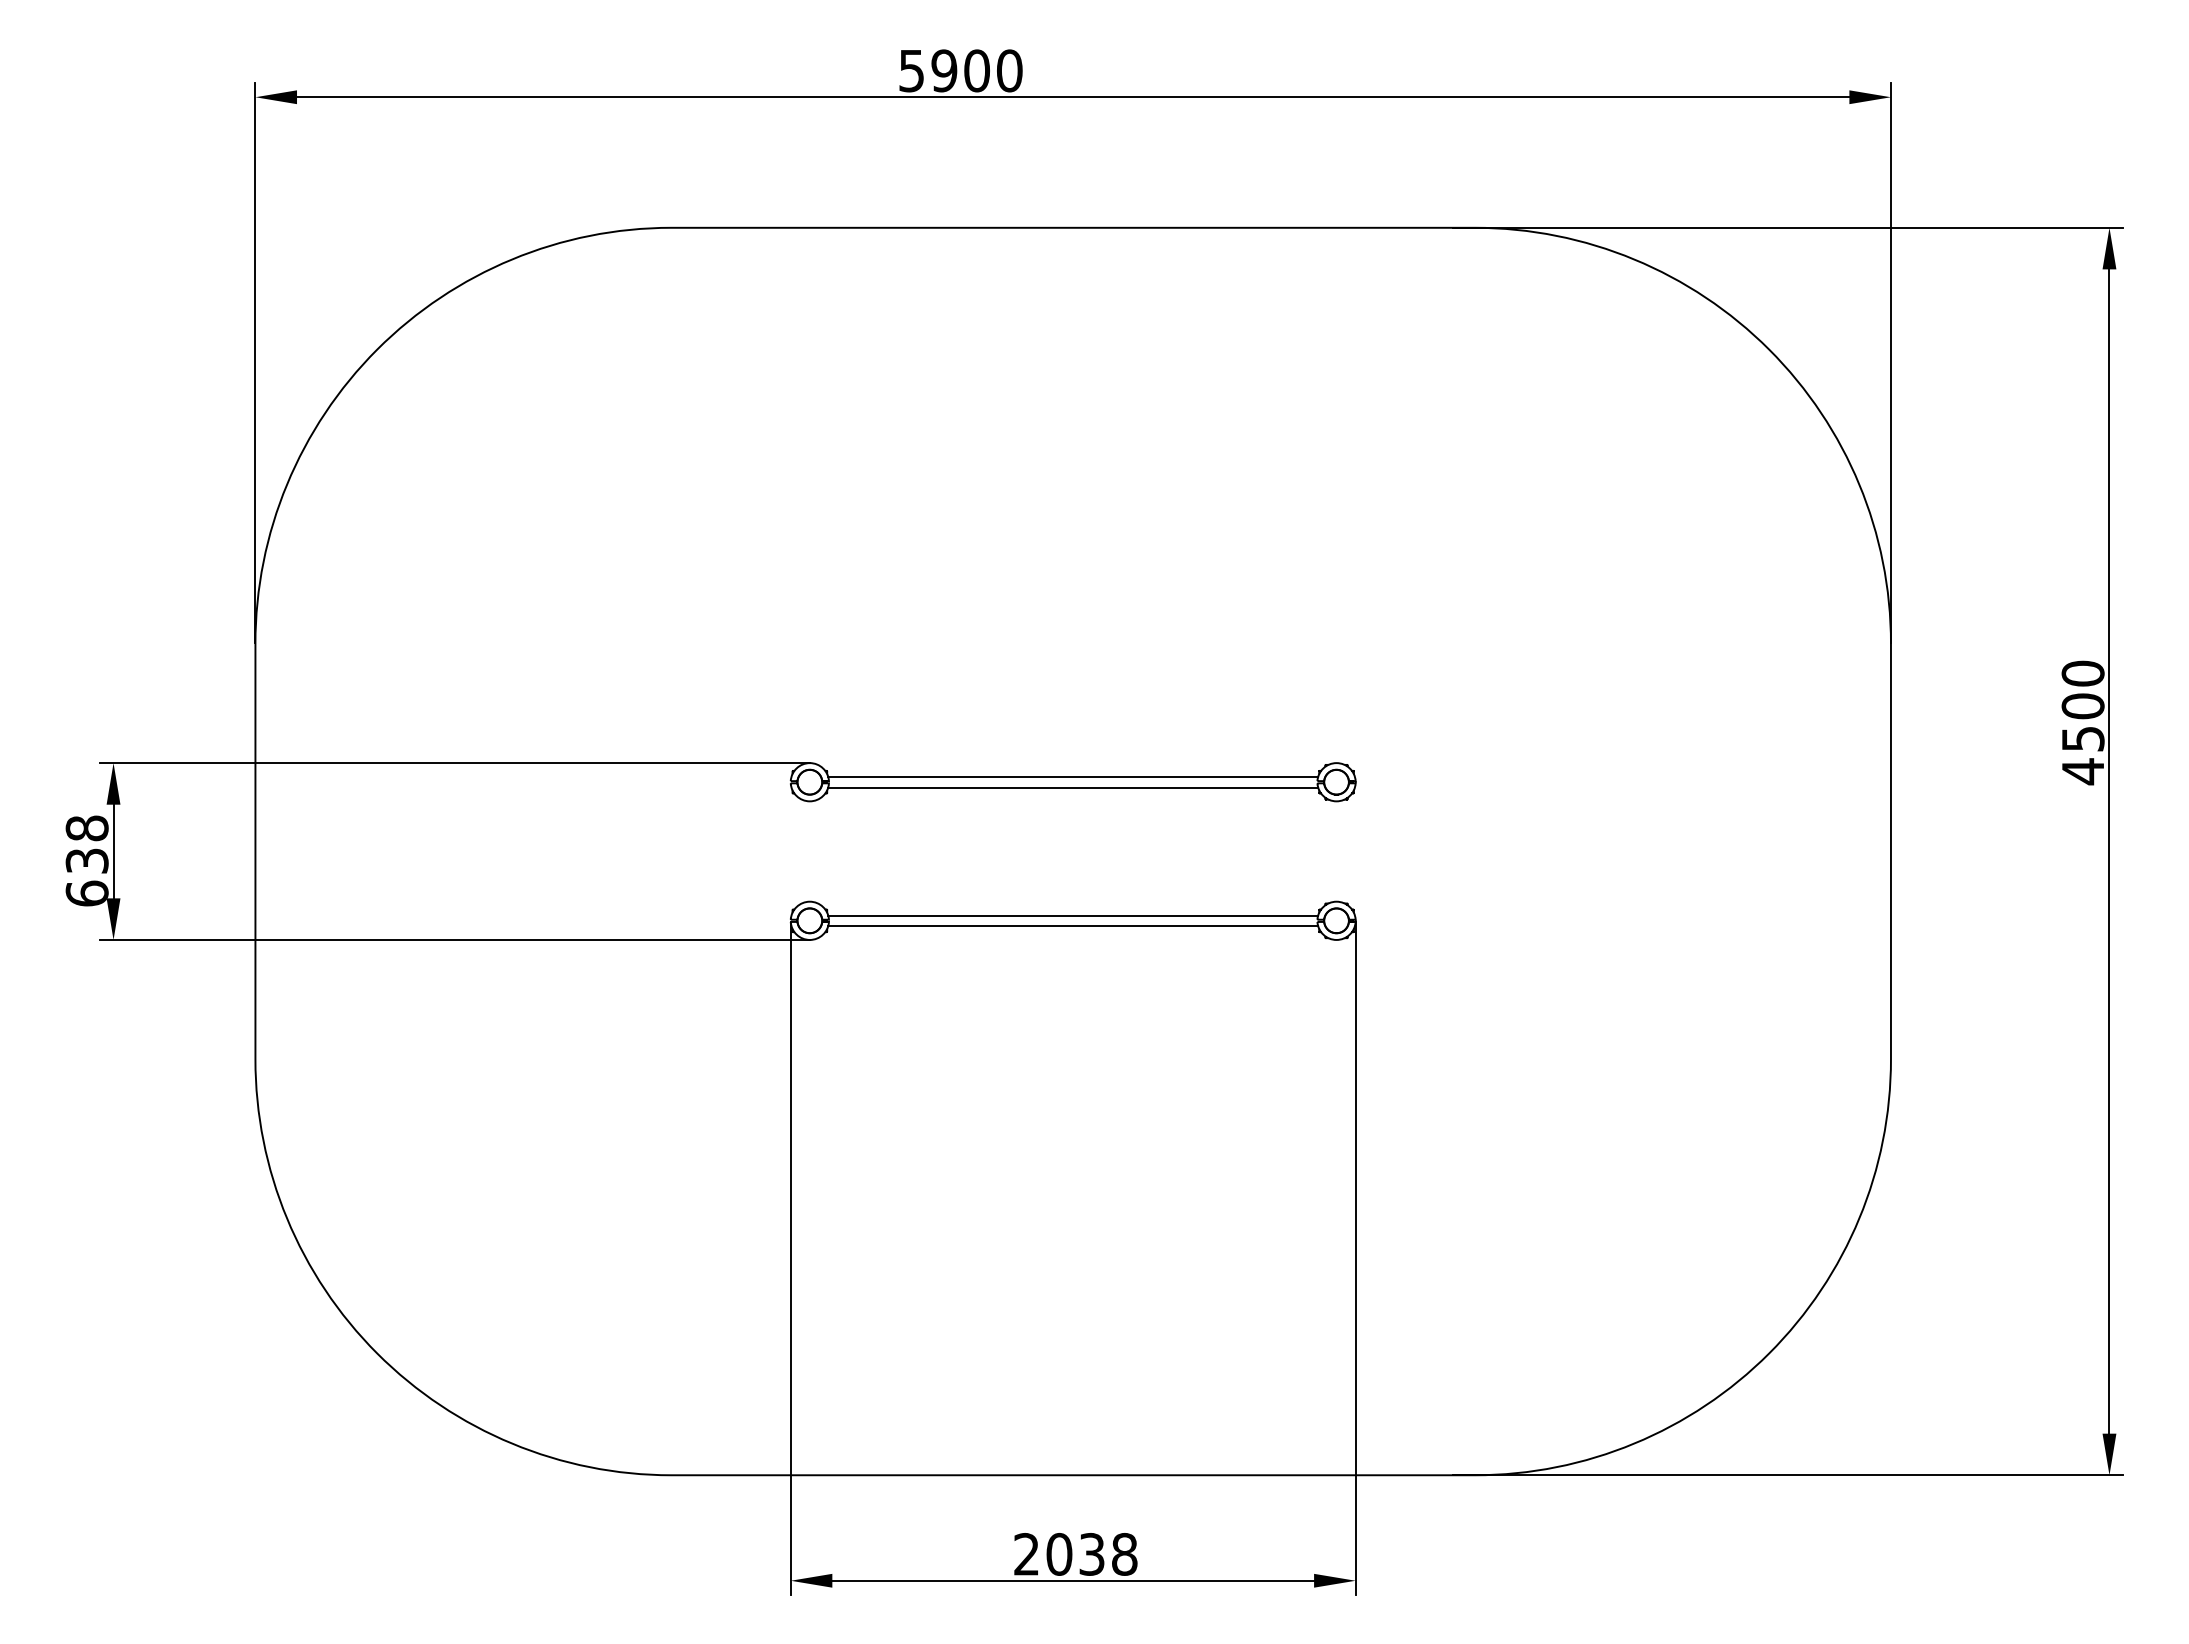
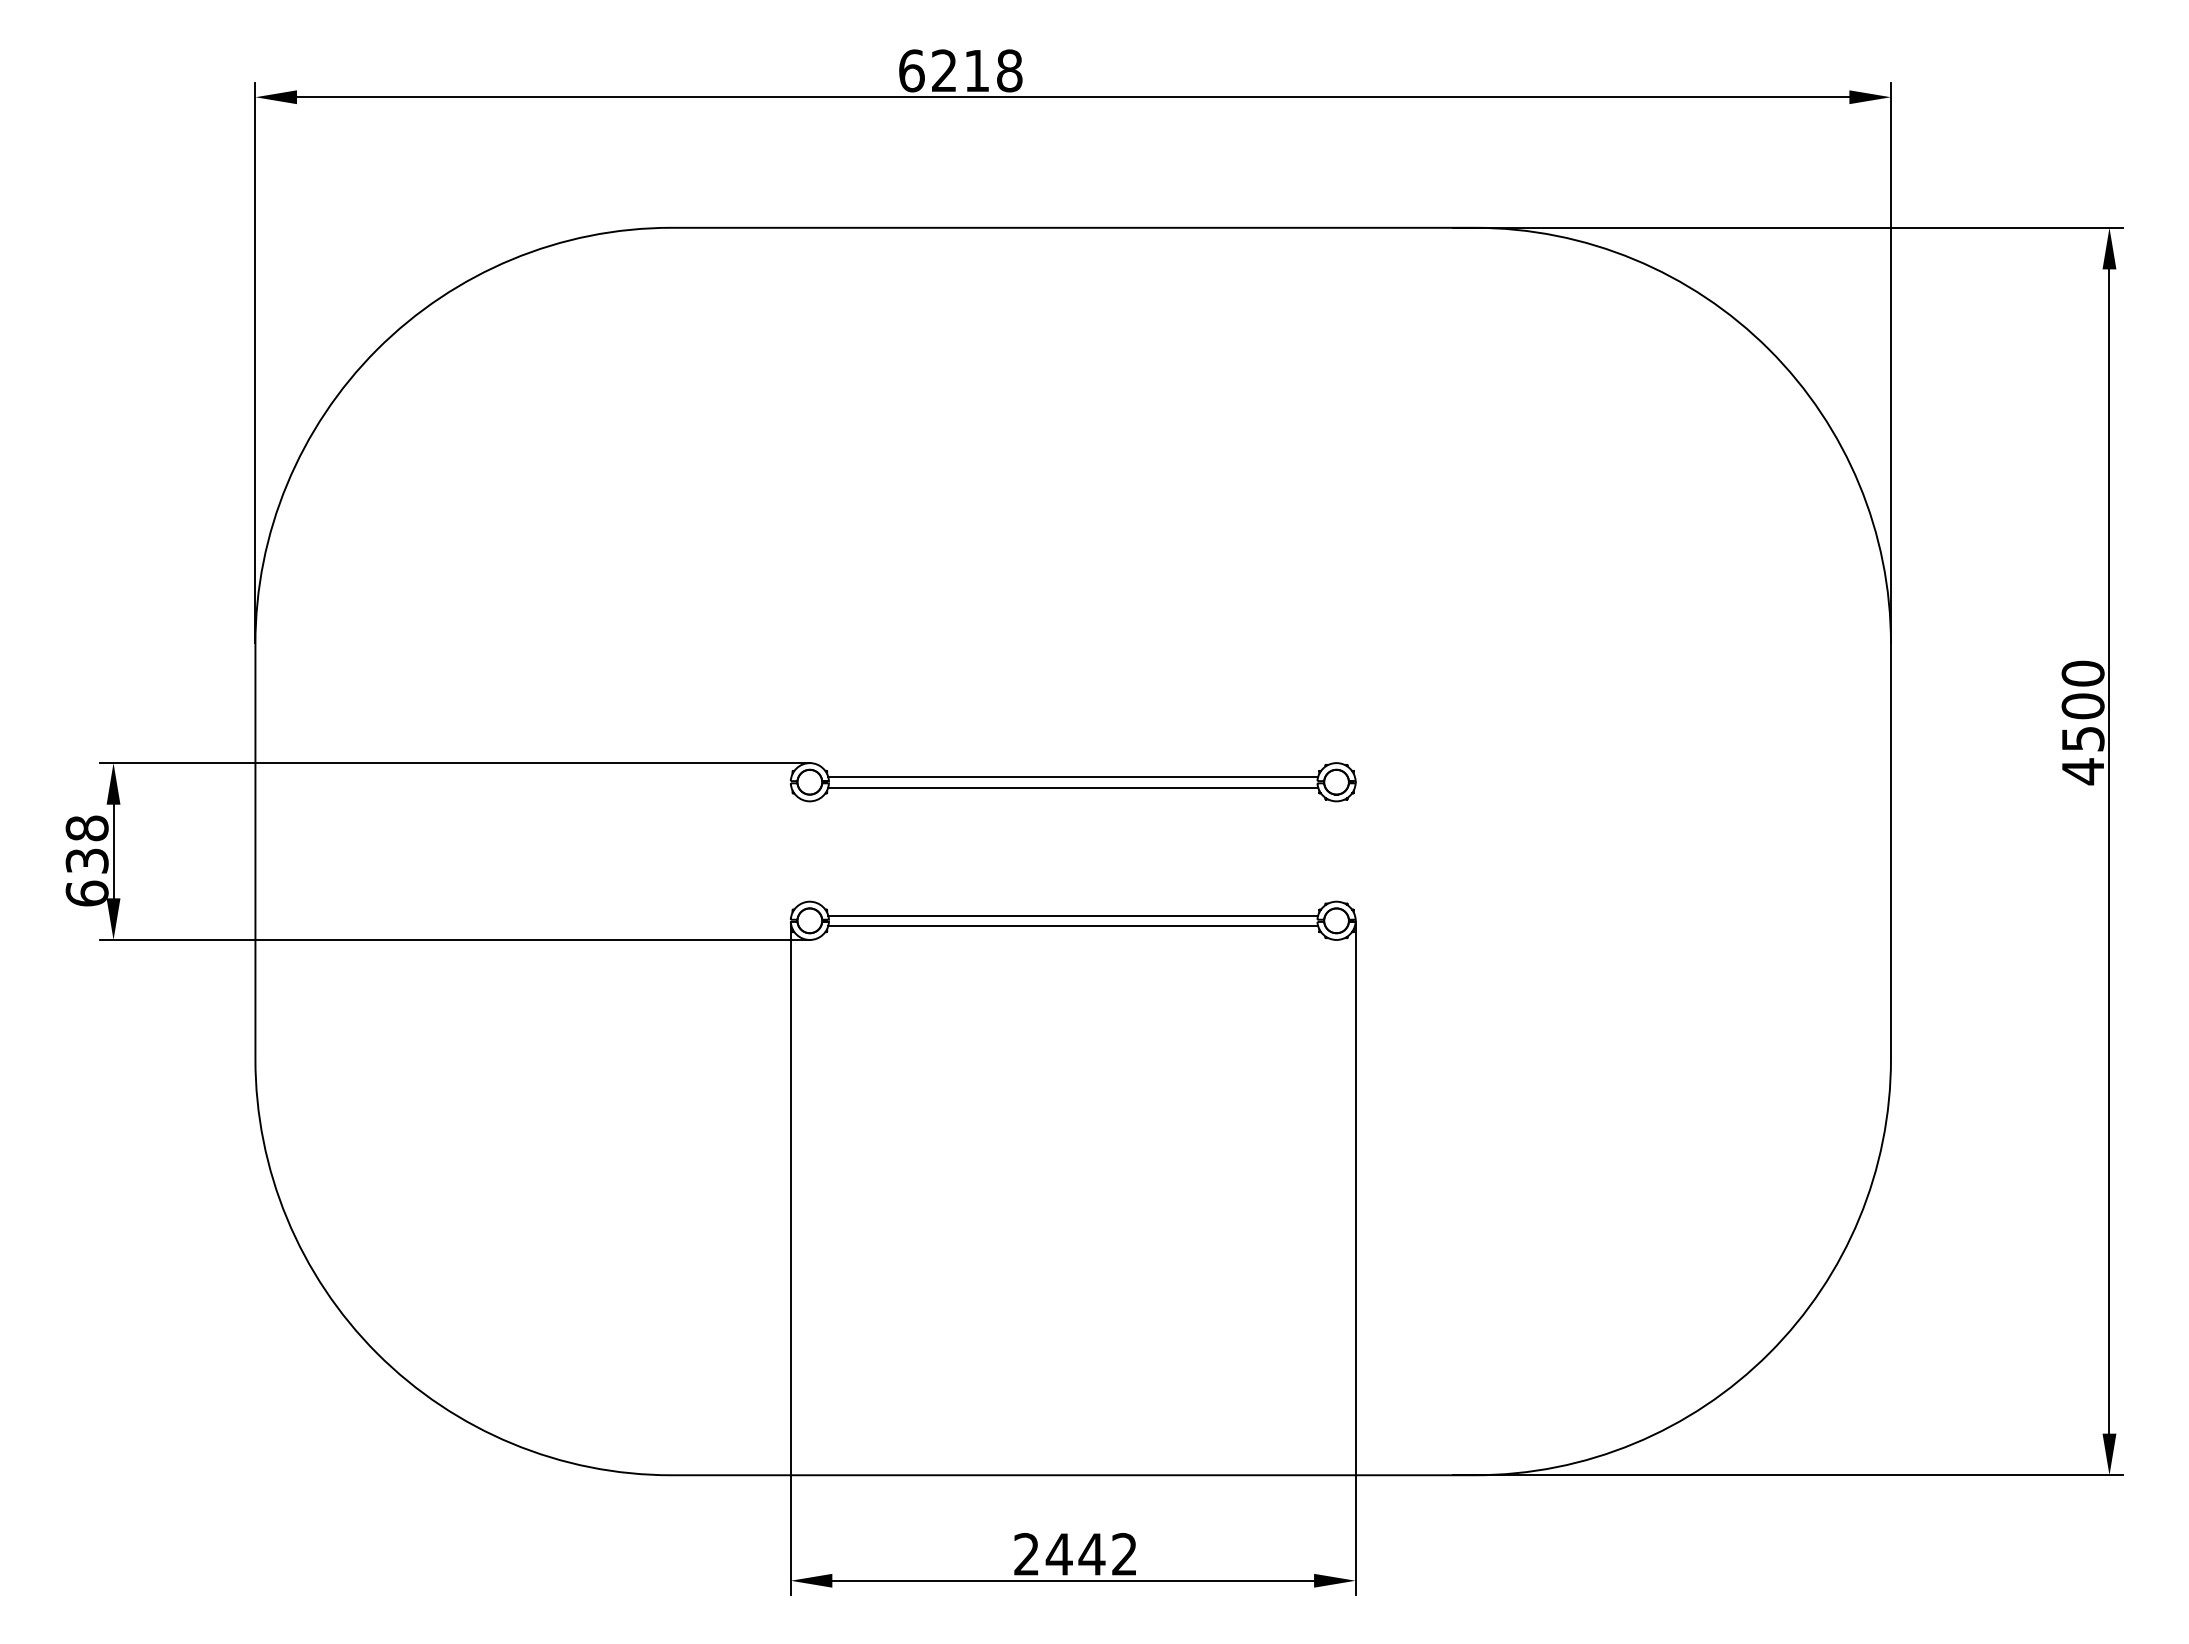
text: 5900 -> 6218 (960, 70)
text: 2038 -> 2442 (1091, 1553)
